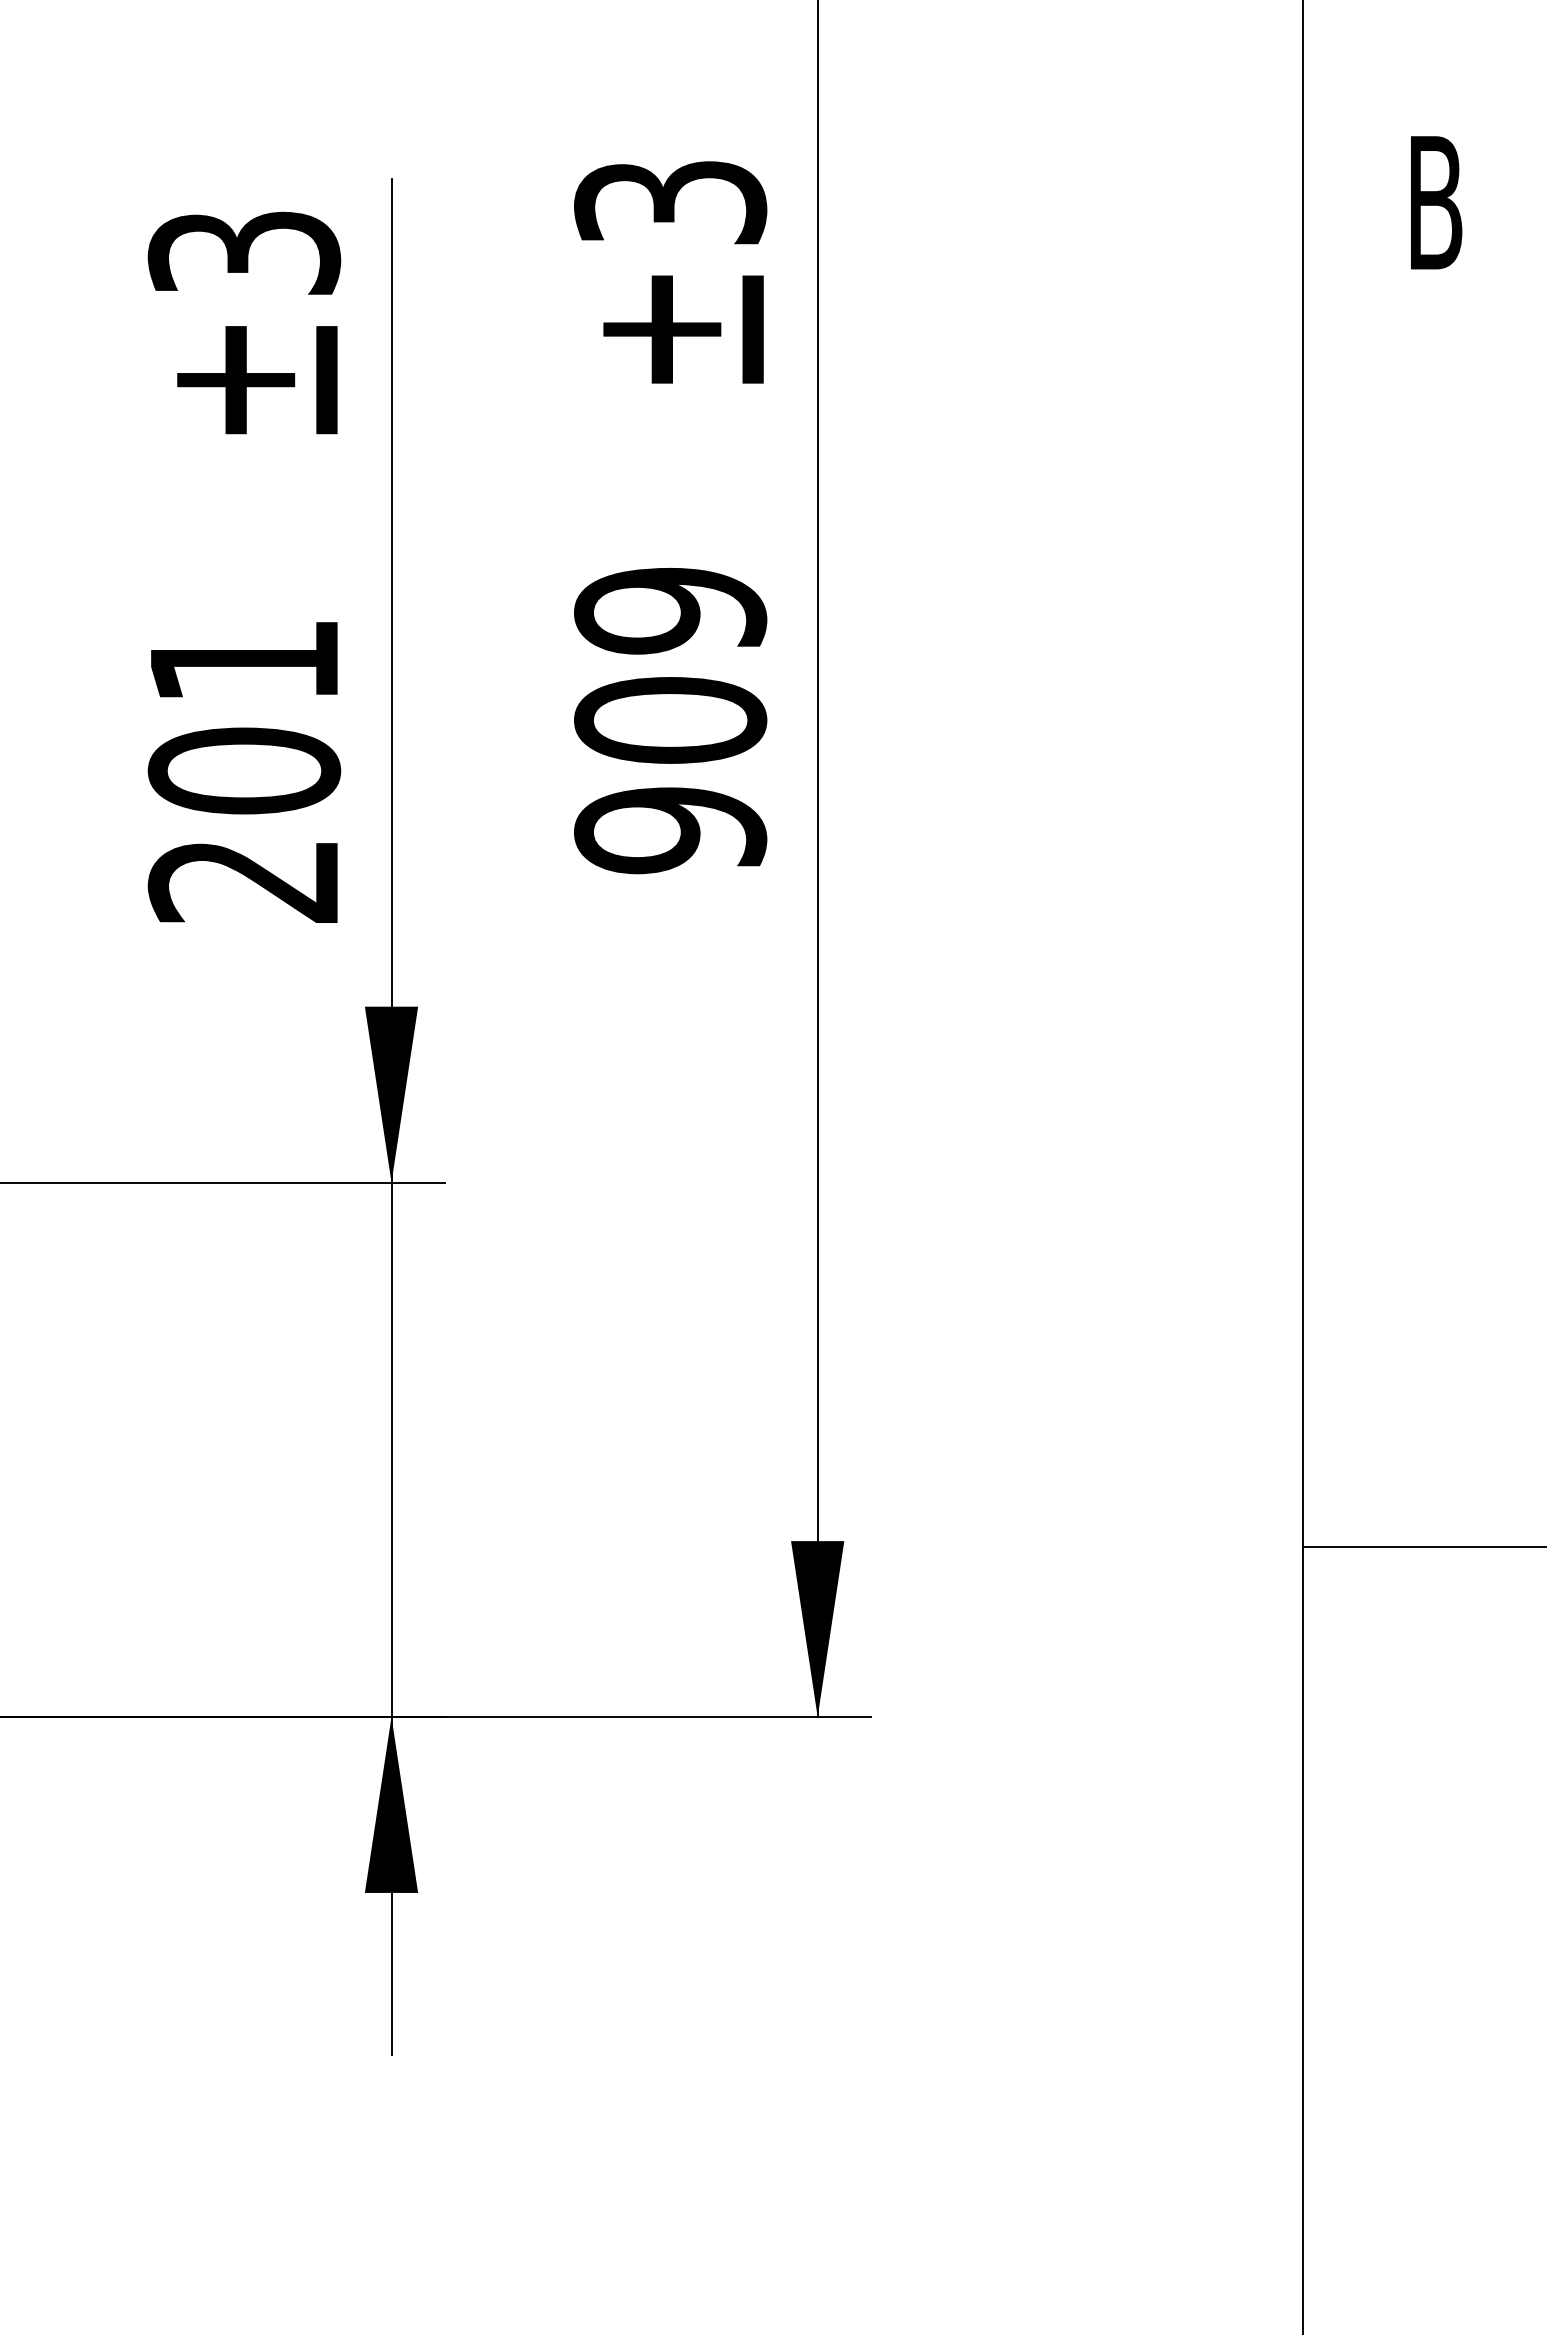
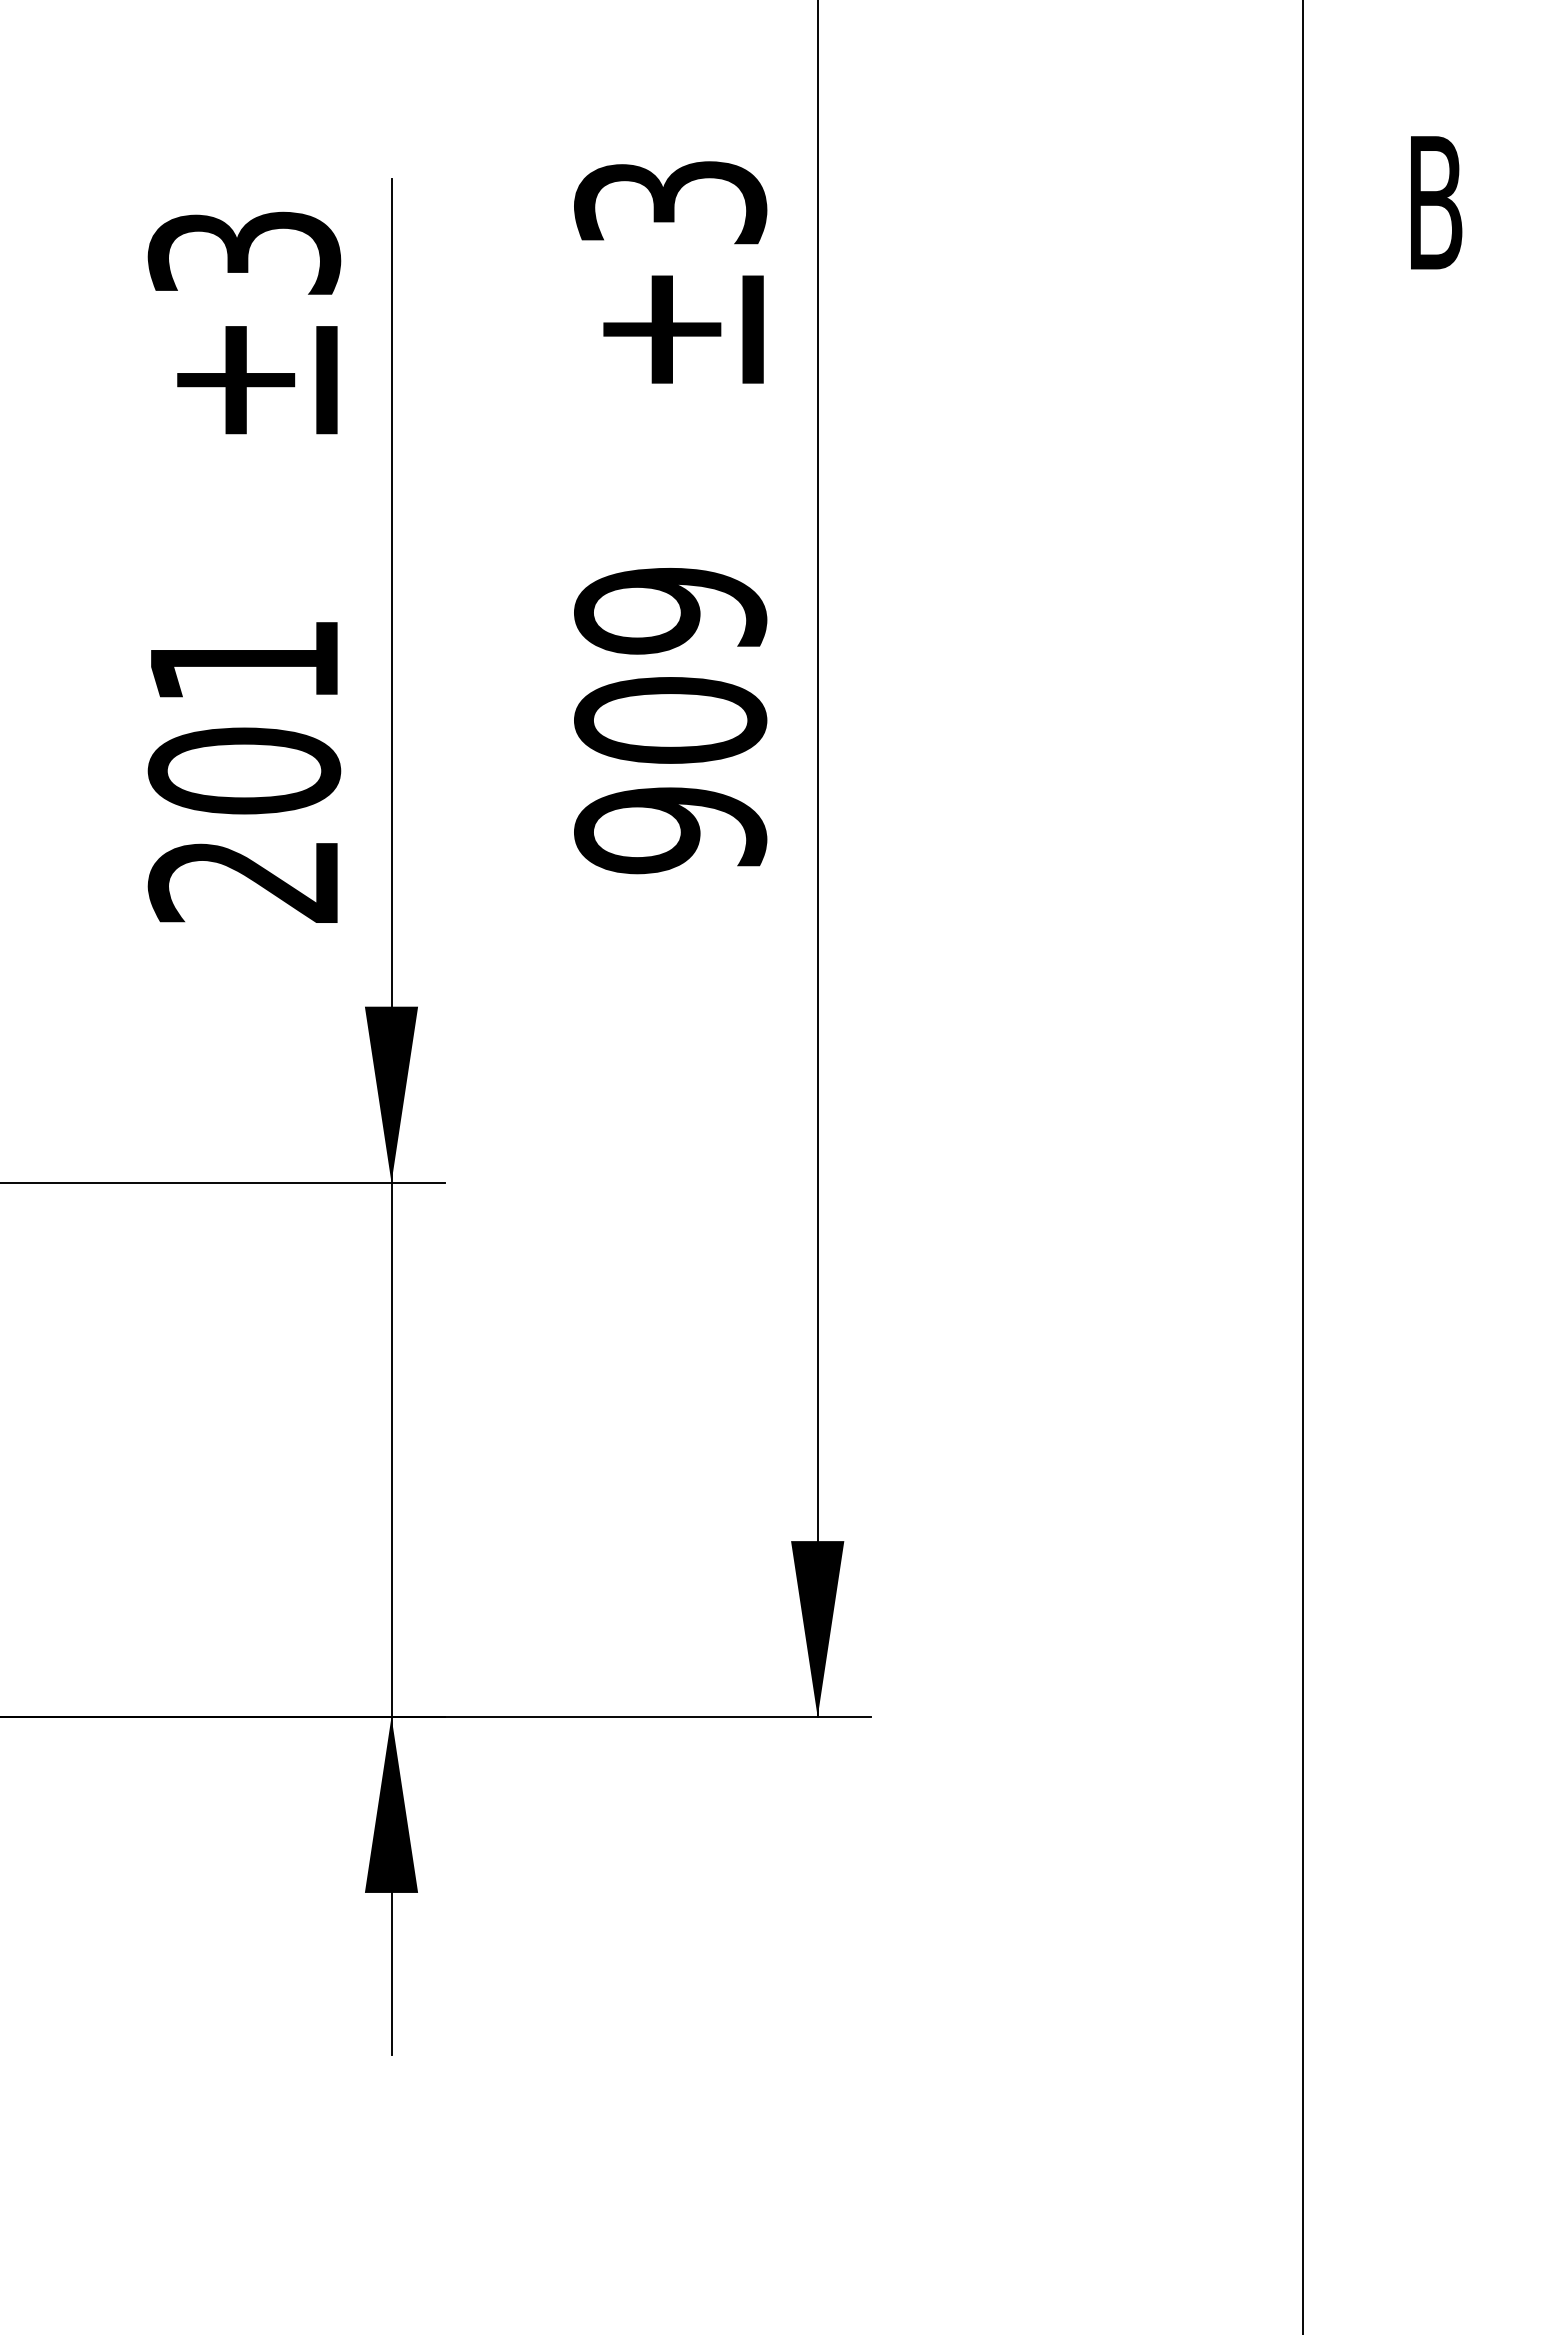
line: present -> none (1422, 1546)
